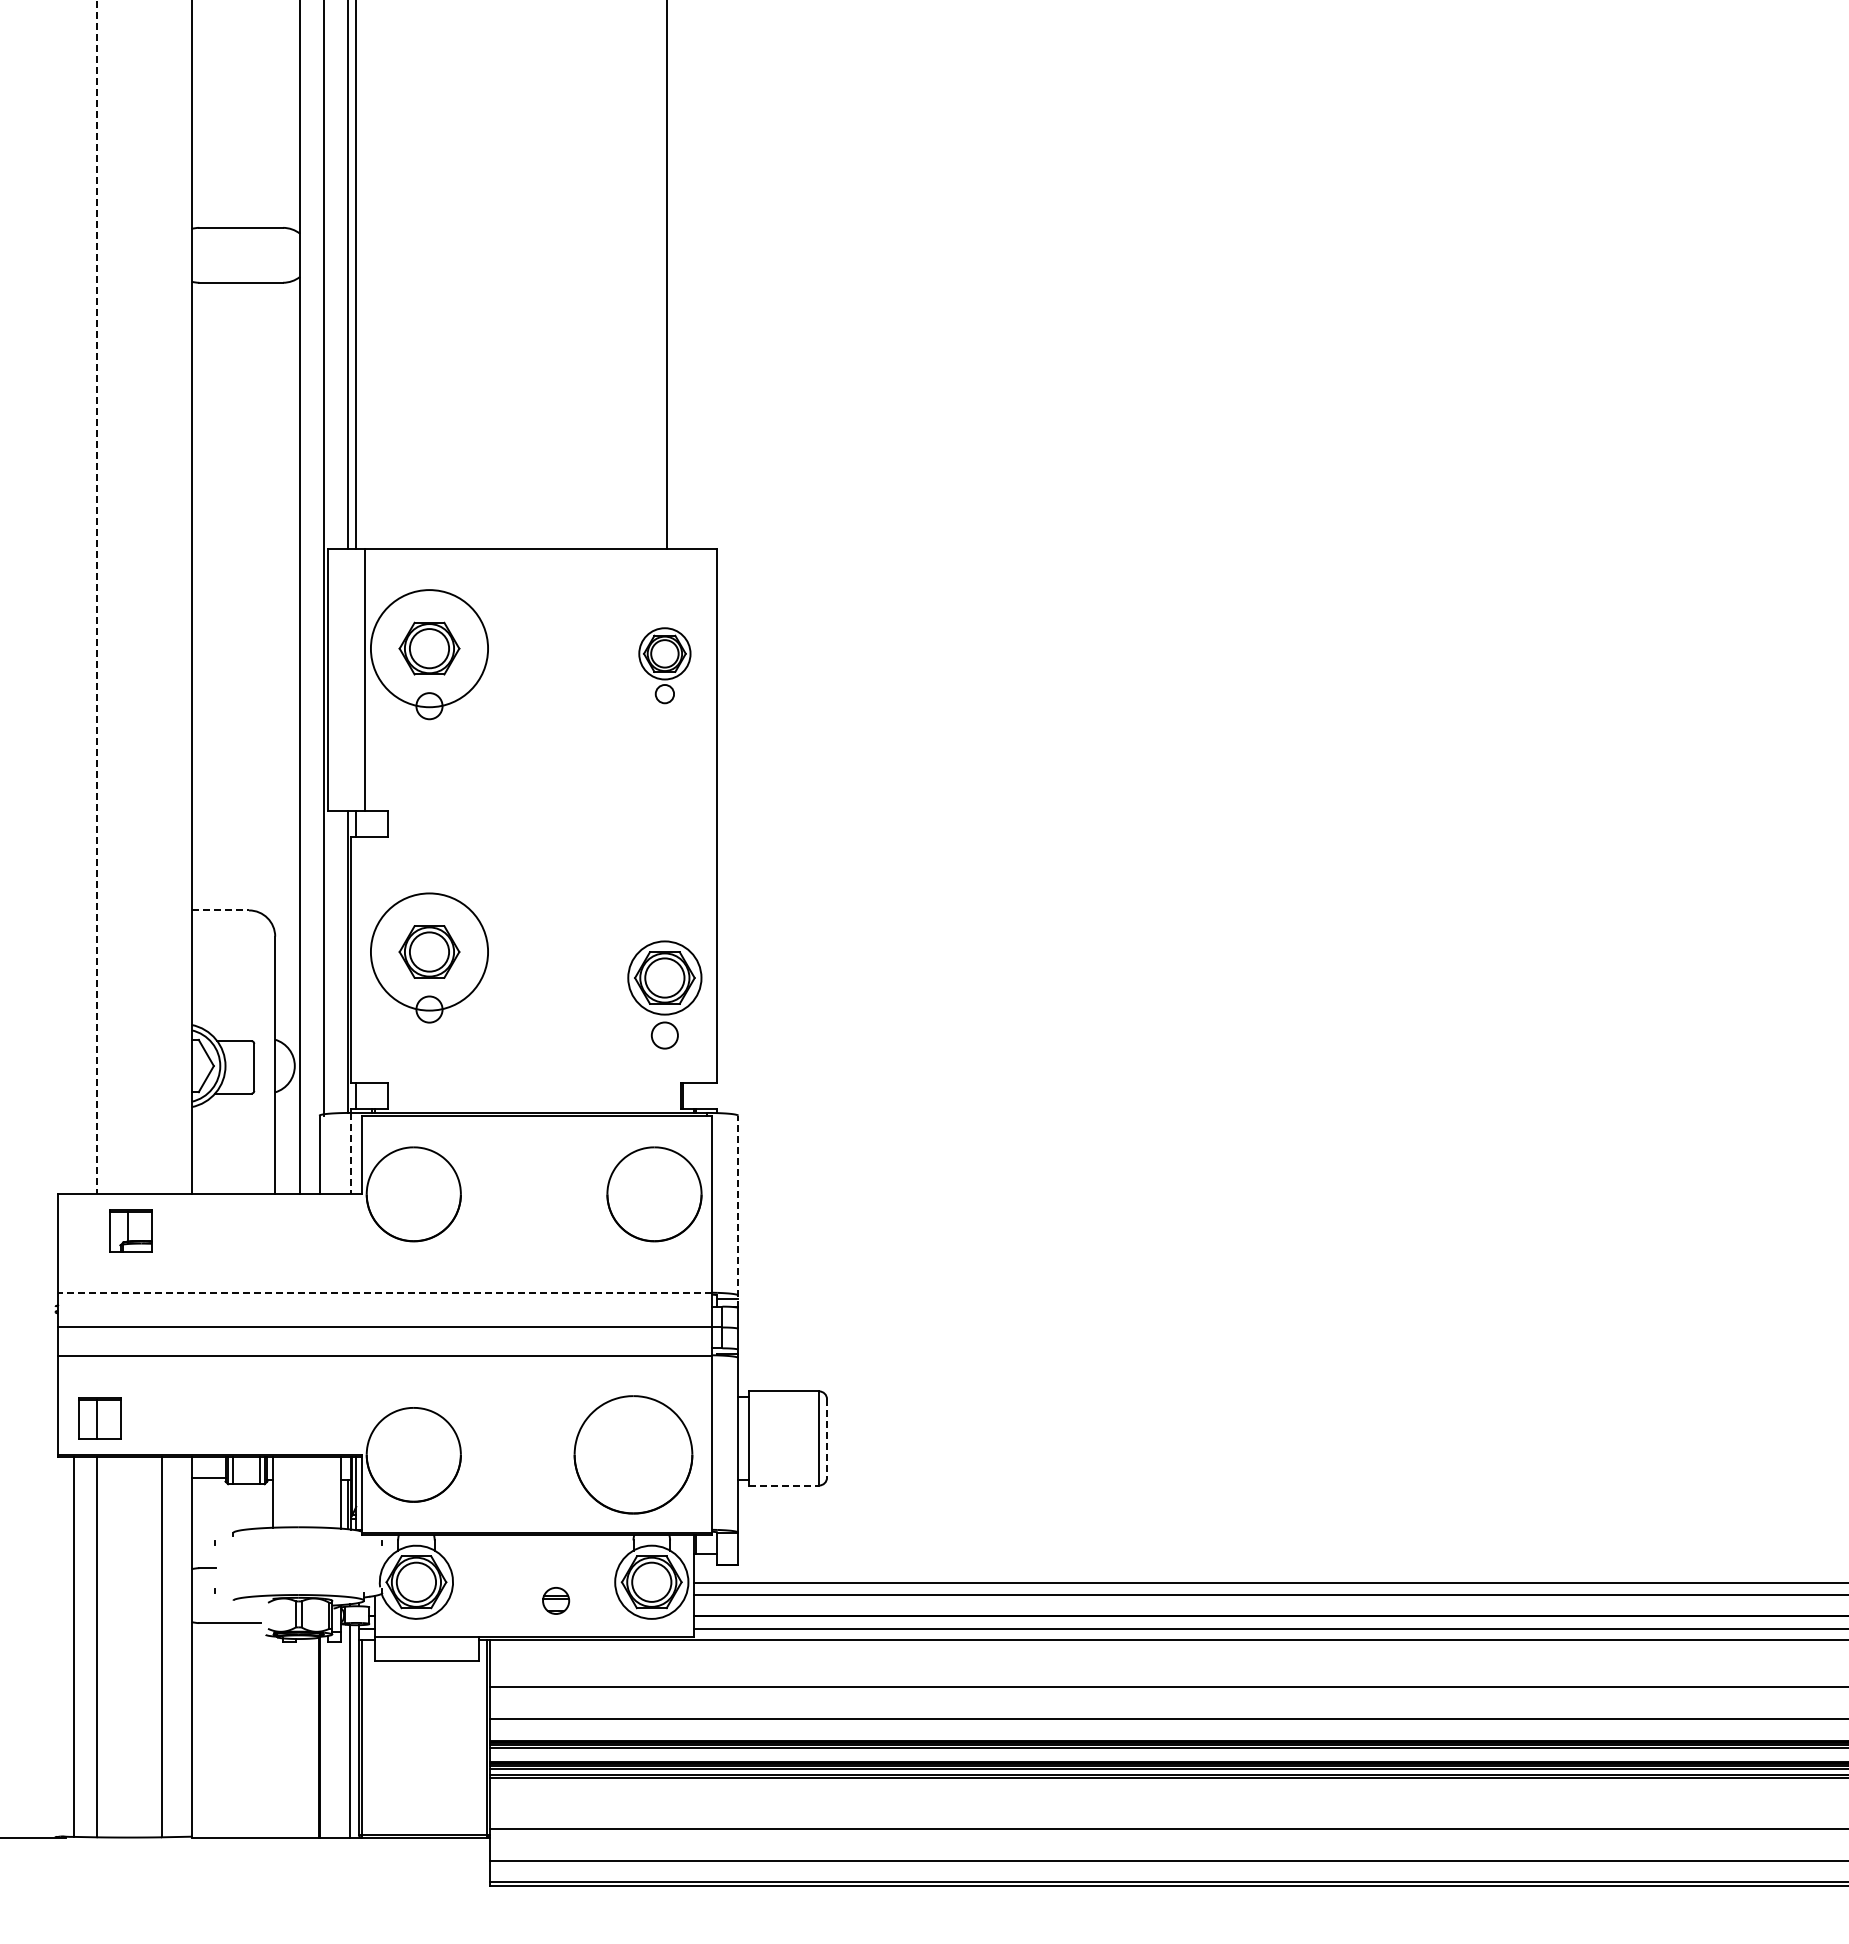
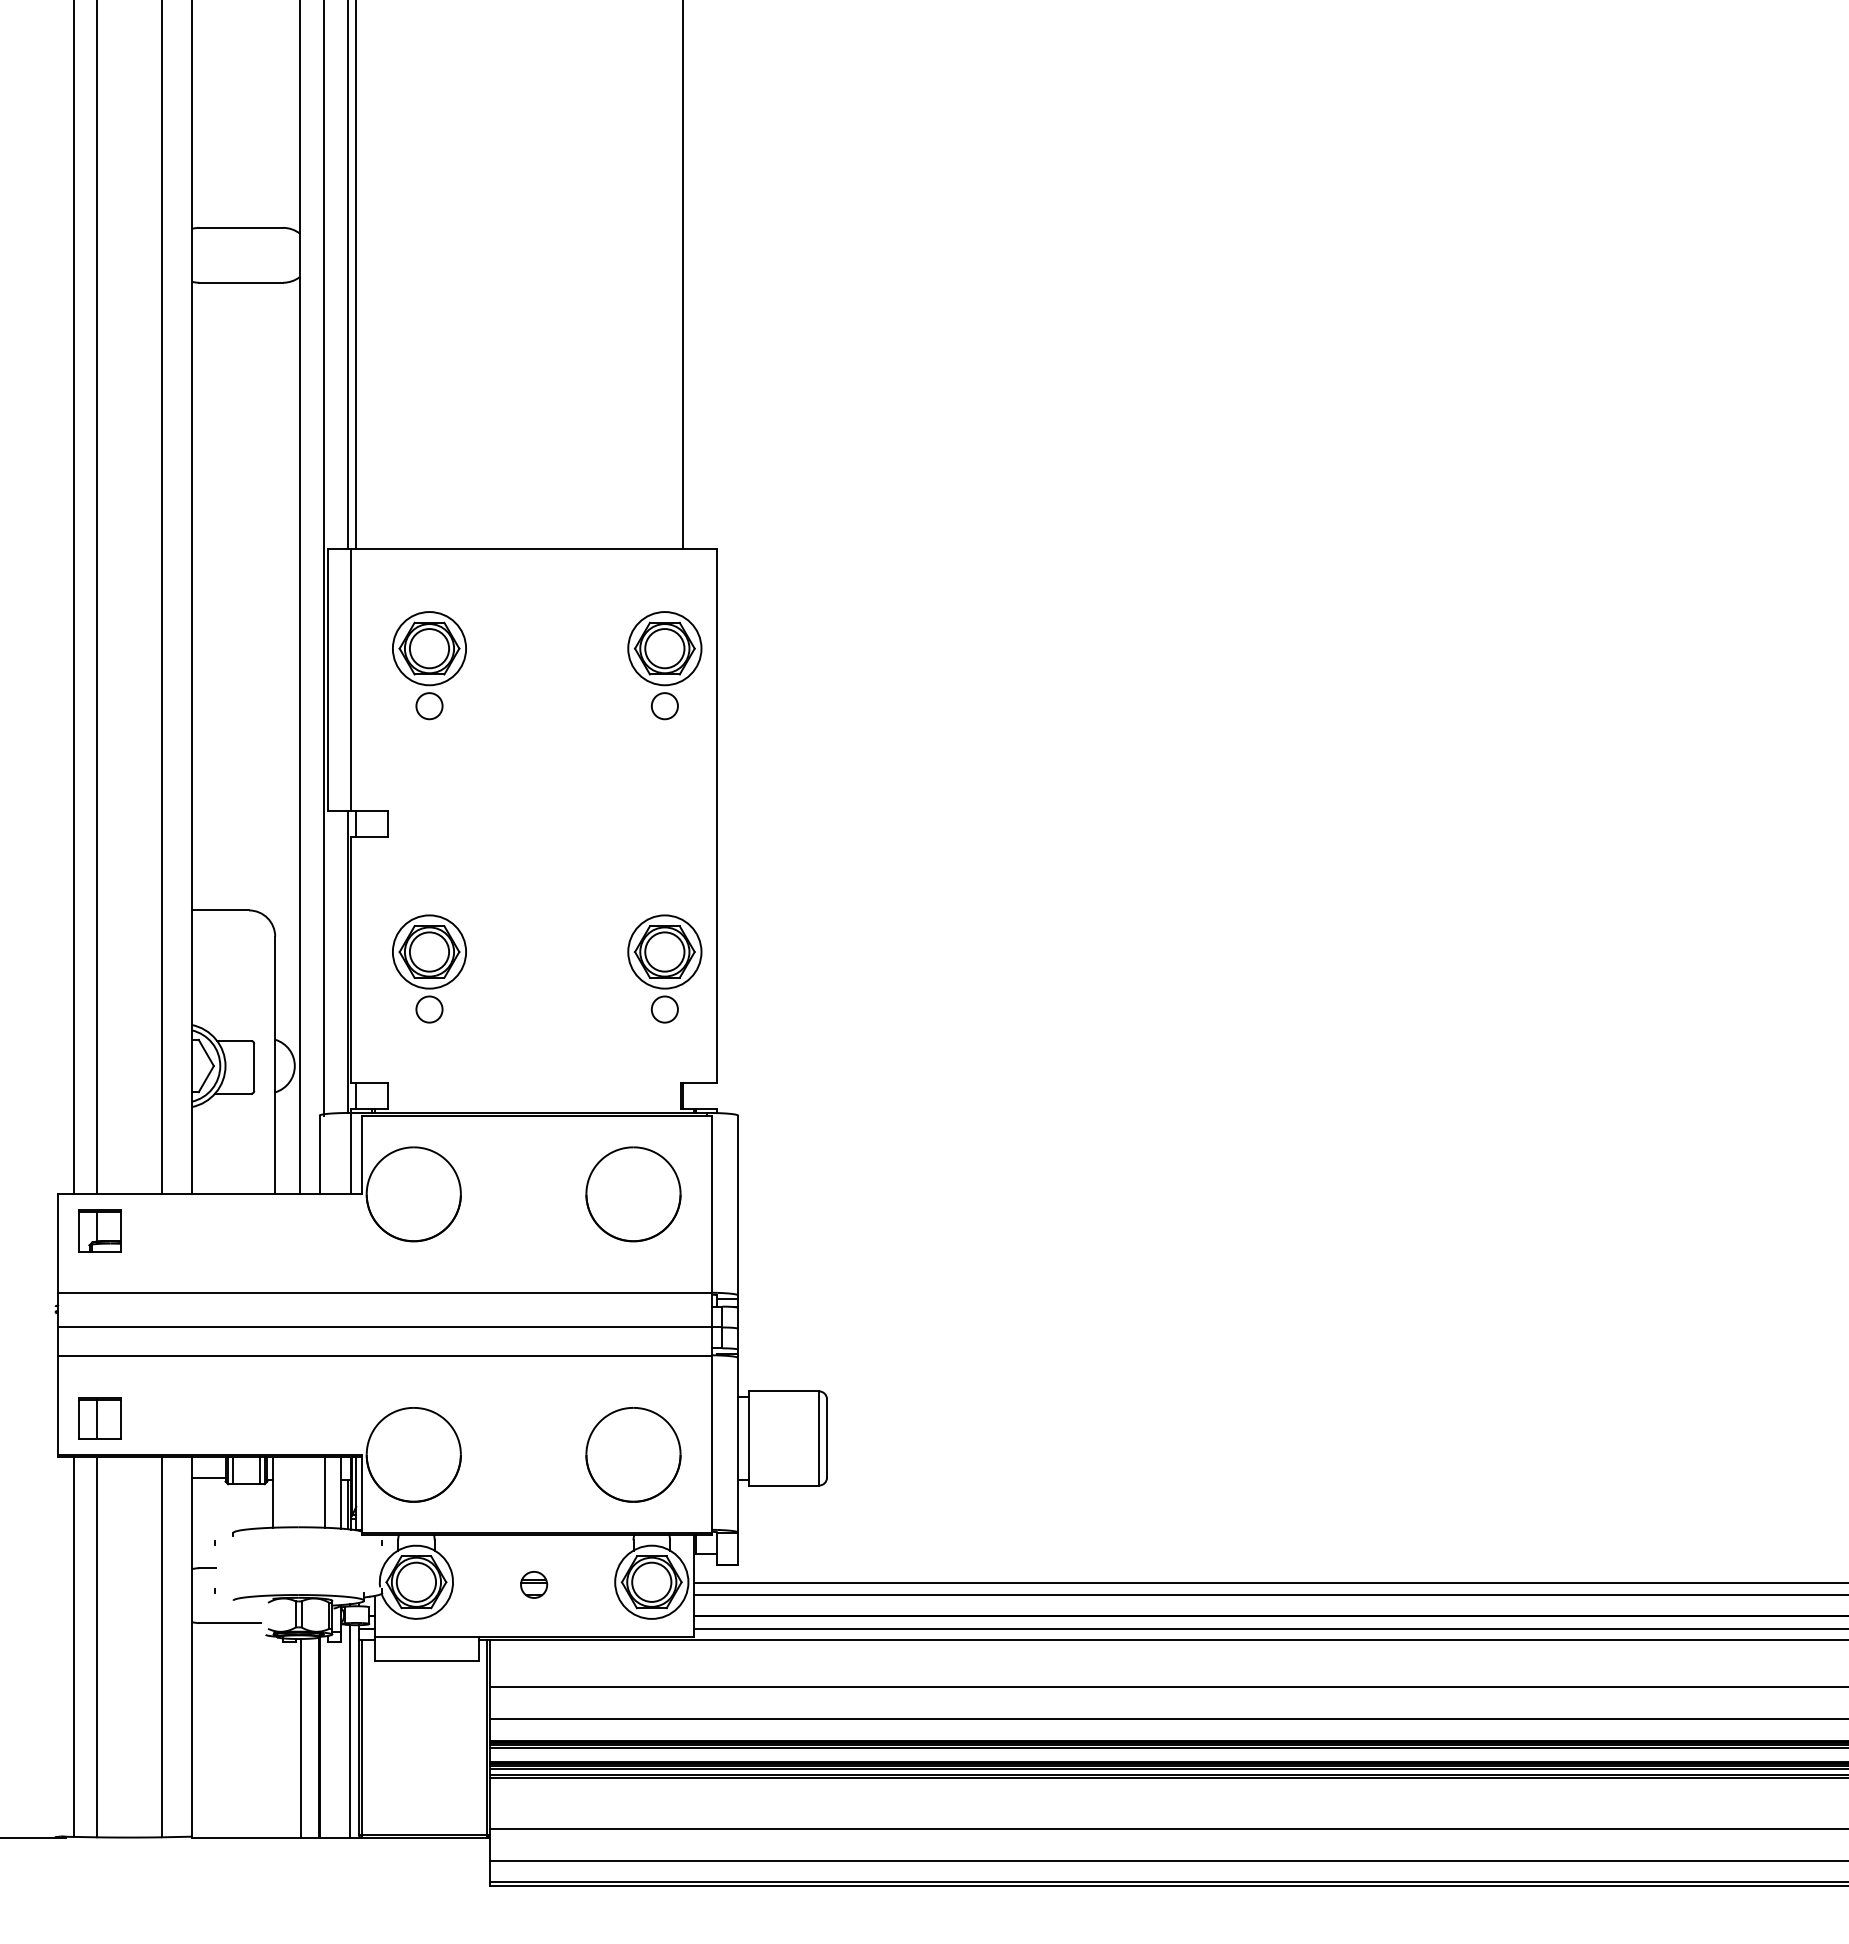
line position: (667, 275) -> (683, 275) (683, 275)
line: dashed -> solid (96, 597)
line: none -> present (73, 598)
line: none -> present (161, 598)
circle diameter: 117 px -> 73 px (429, 648)
part size: 54x78 px -> 76x110 px (664, 665)
line position: (365, 679) -> (351, 679) (351, 679)
line: dashed -> solid (220, 910)
circle diameter: 117 px -> 73 px (429, 951)
part position: (664, 994) -> (664, 968) (664, 968)
line: dashed -> solid (351, 1153)
part position: (654, 1194) -> (633, 1194) (633, 1194)
line: dashed -> solid (738, 1211)
part position: (130, 1230) -> (99, 1230) (99, 1230)
line: dashed -> solid (385, 1293)
line: dashed -> solid (827, 1438)
part size: 121x120 px -> 97x96 px (633, 1454)
line: dashed -> solid (784, 1485)
line: none -> present (324, 1491)
part position: (556, 1600) -> (534, 1584) (534, 1584)
line: none -> present (301, 1737)
